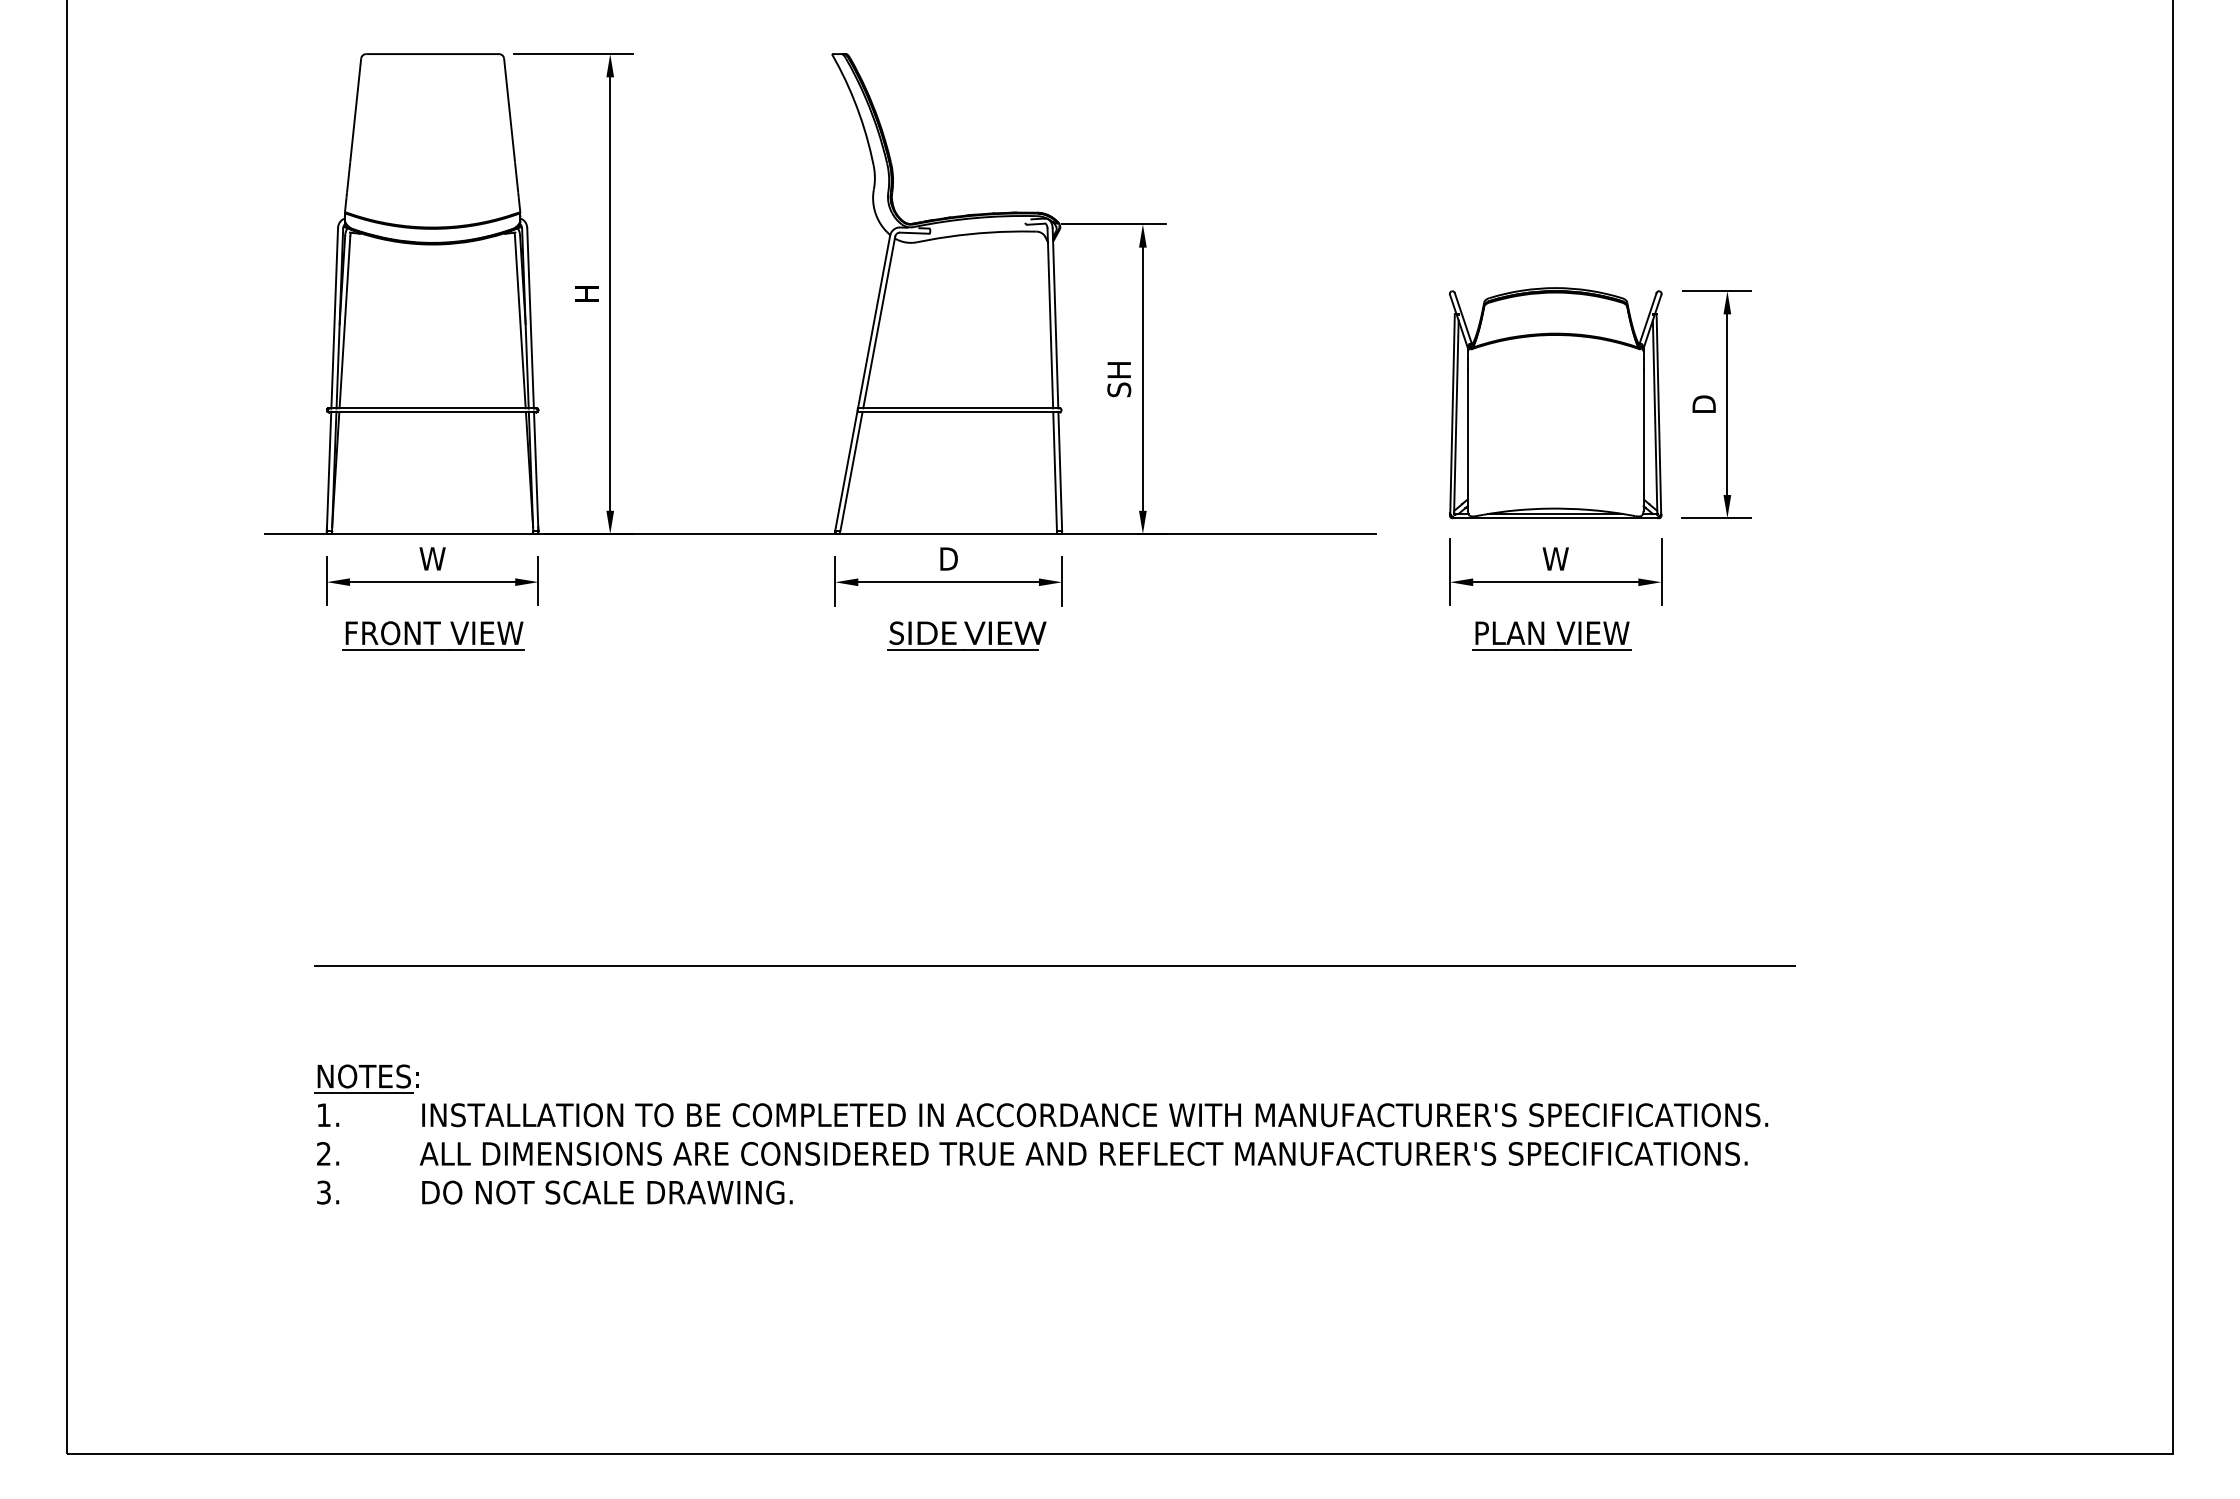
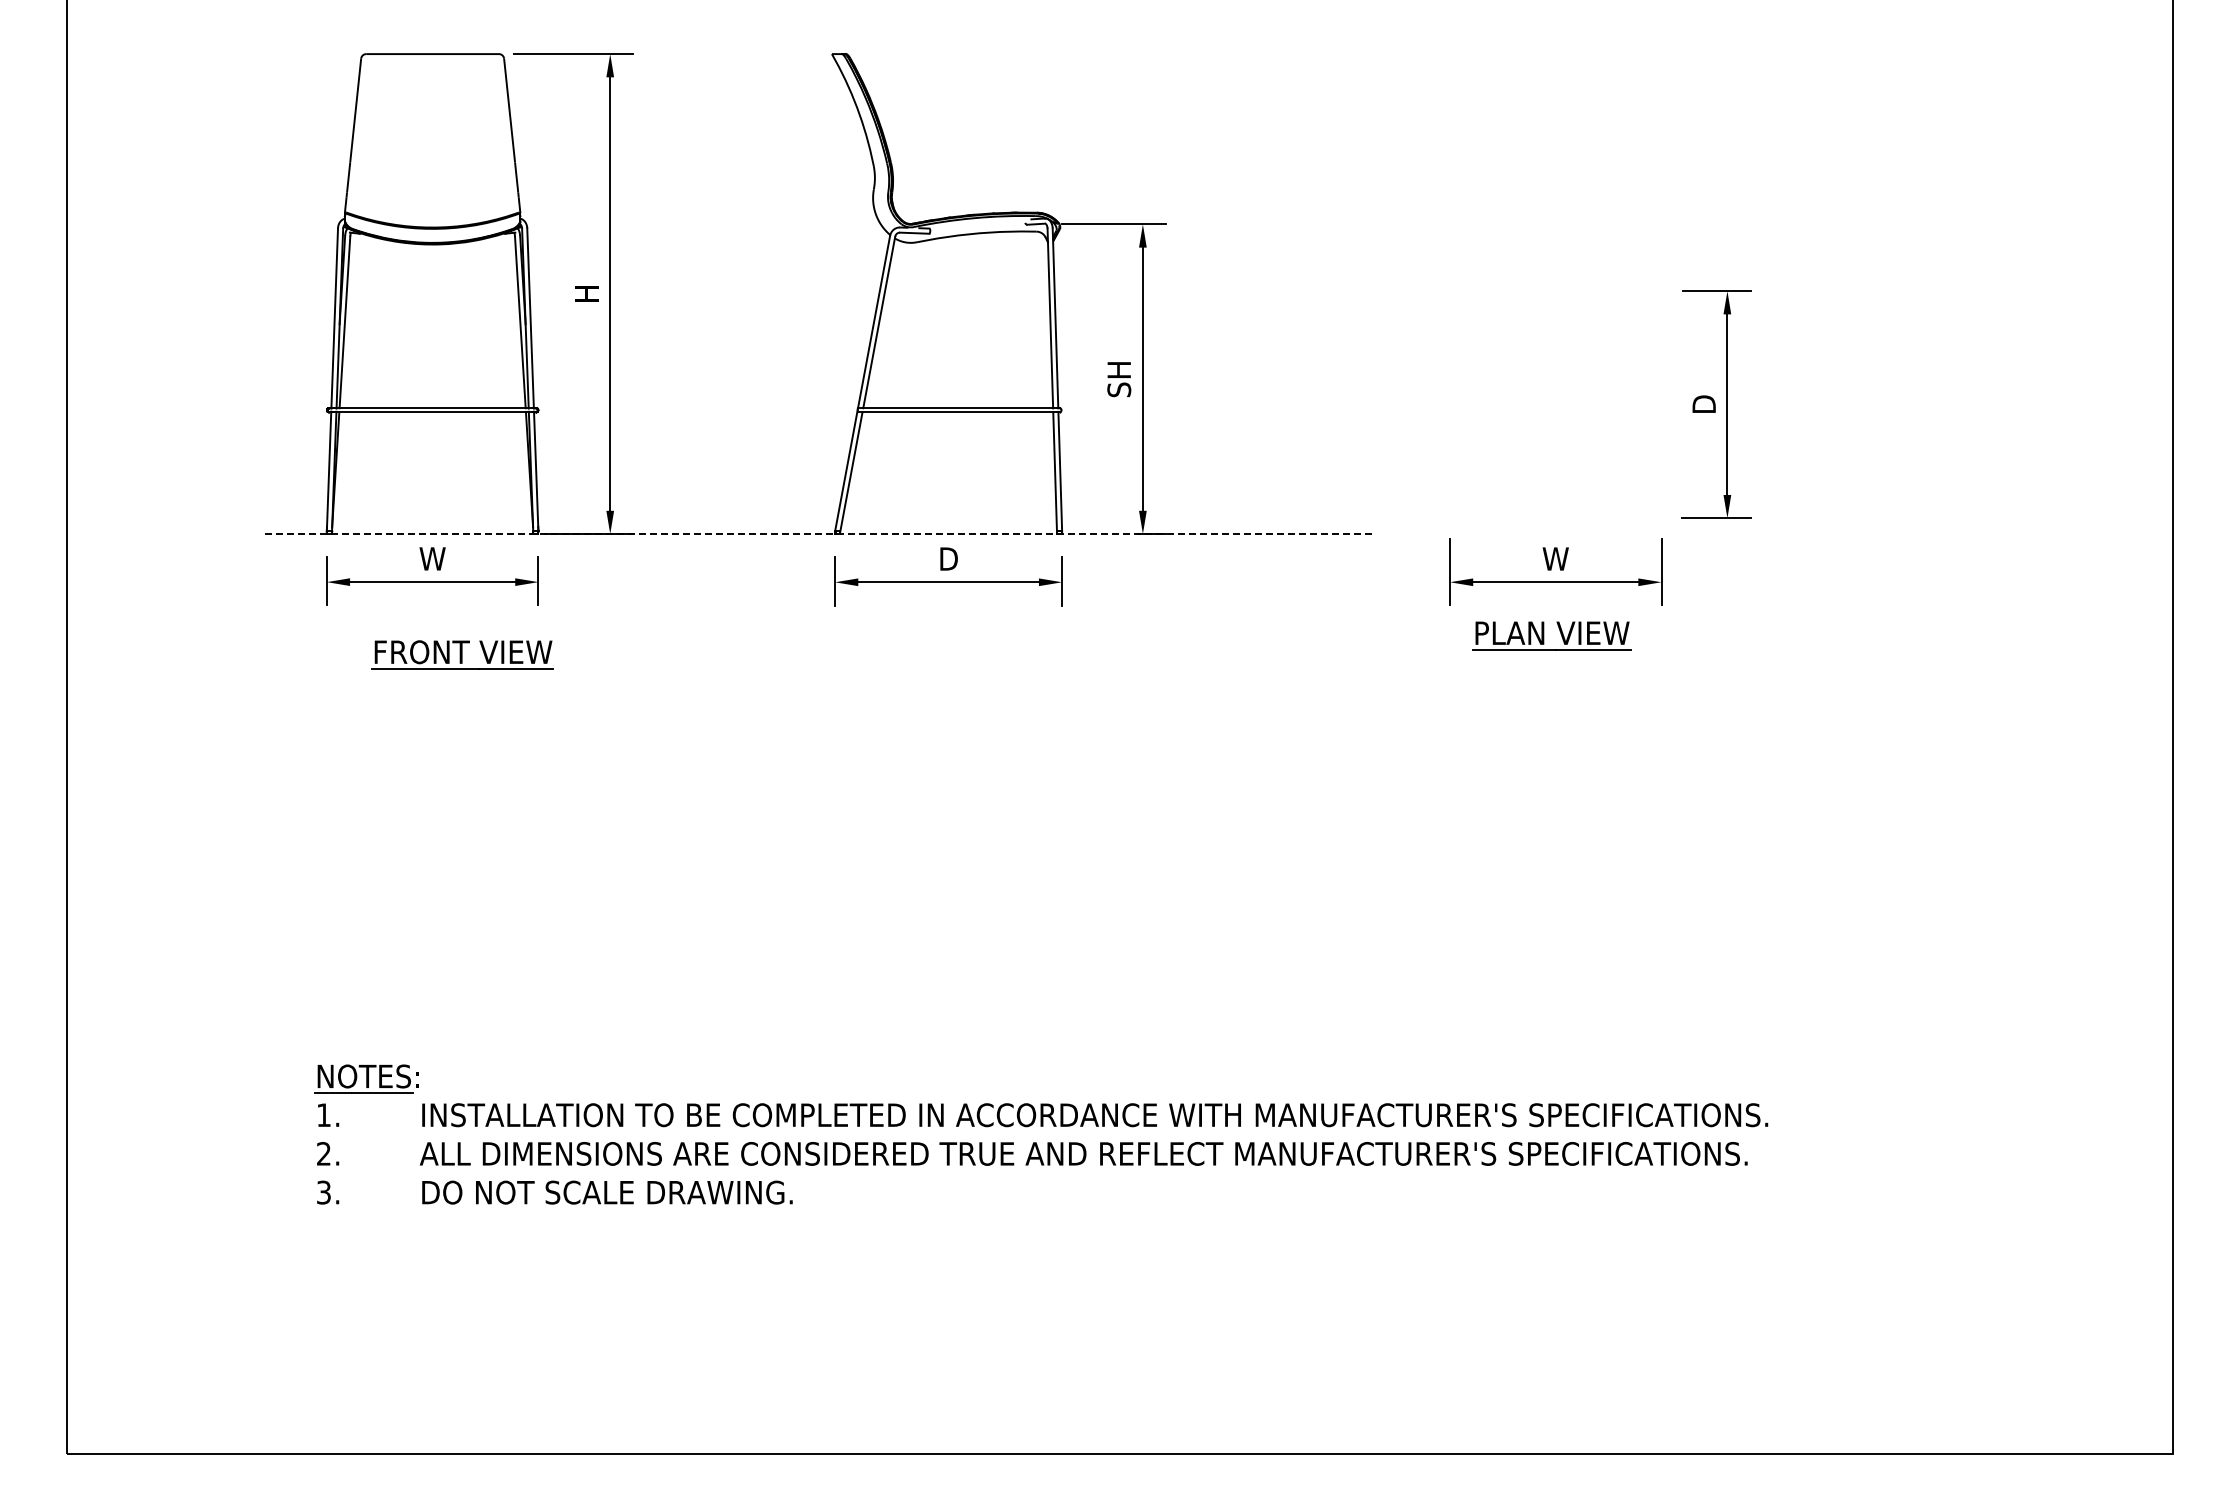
part: present -> none (1555, 403)
line: solid -> dashed (820, 534)
part position: (433, 635) -> (462, 654) (462, 654)
part: present -> none (966, 635)
line: present -> none (1054, 965)
